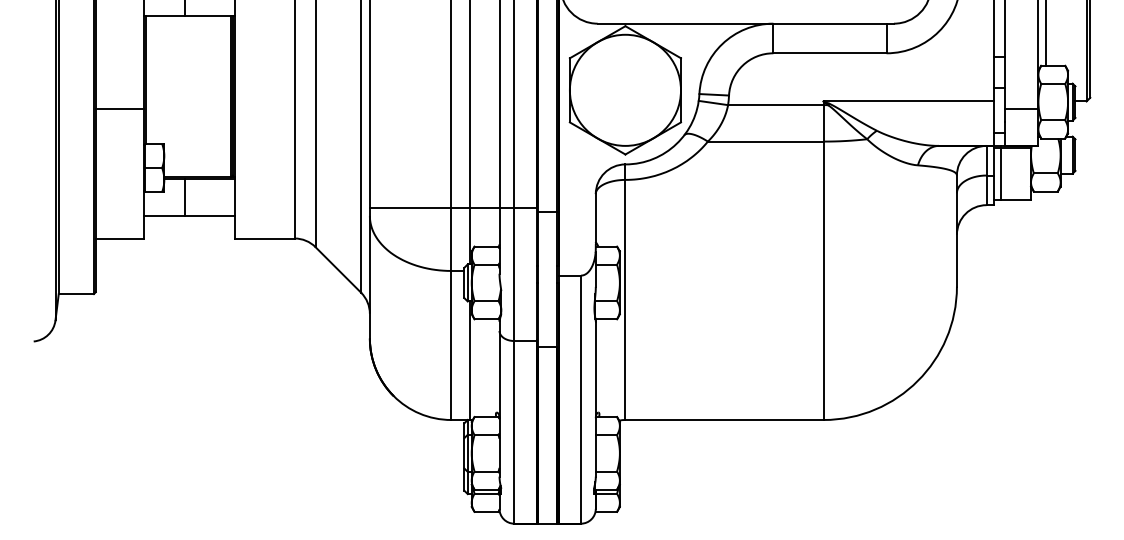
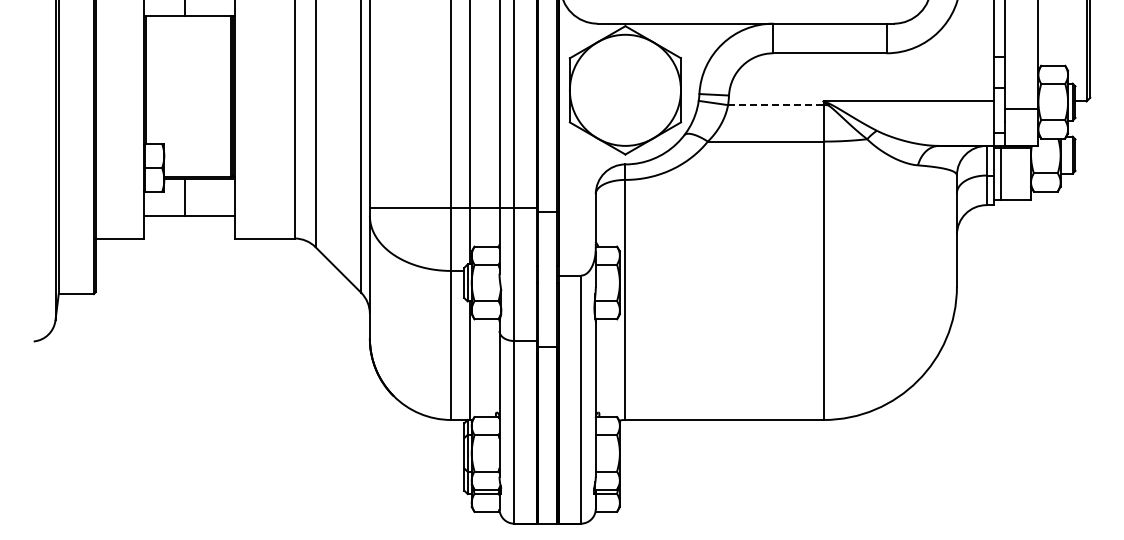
line: present -> none (1045, 33)
line: solid -> dashed (775, 105)
line: present -> none (119, 108)
